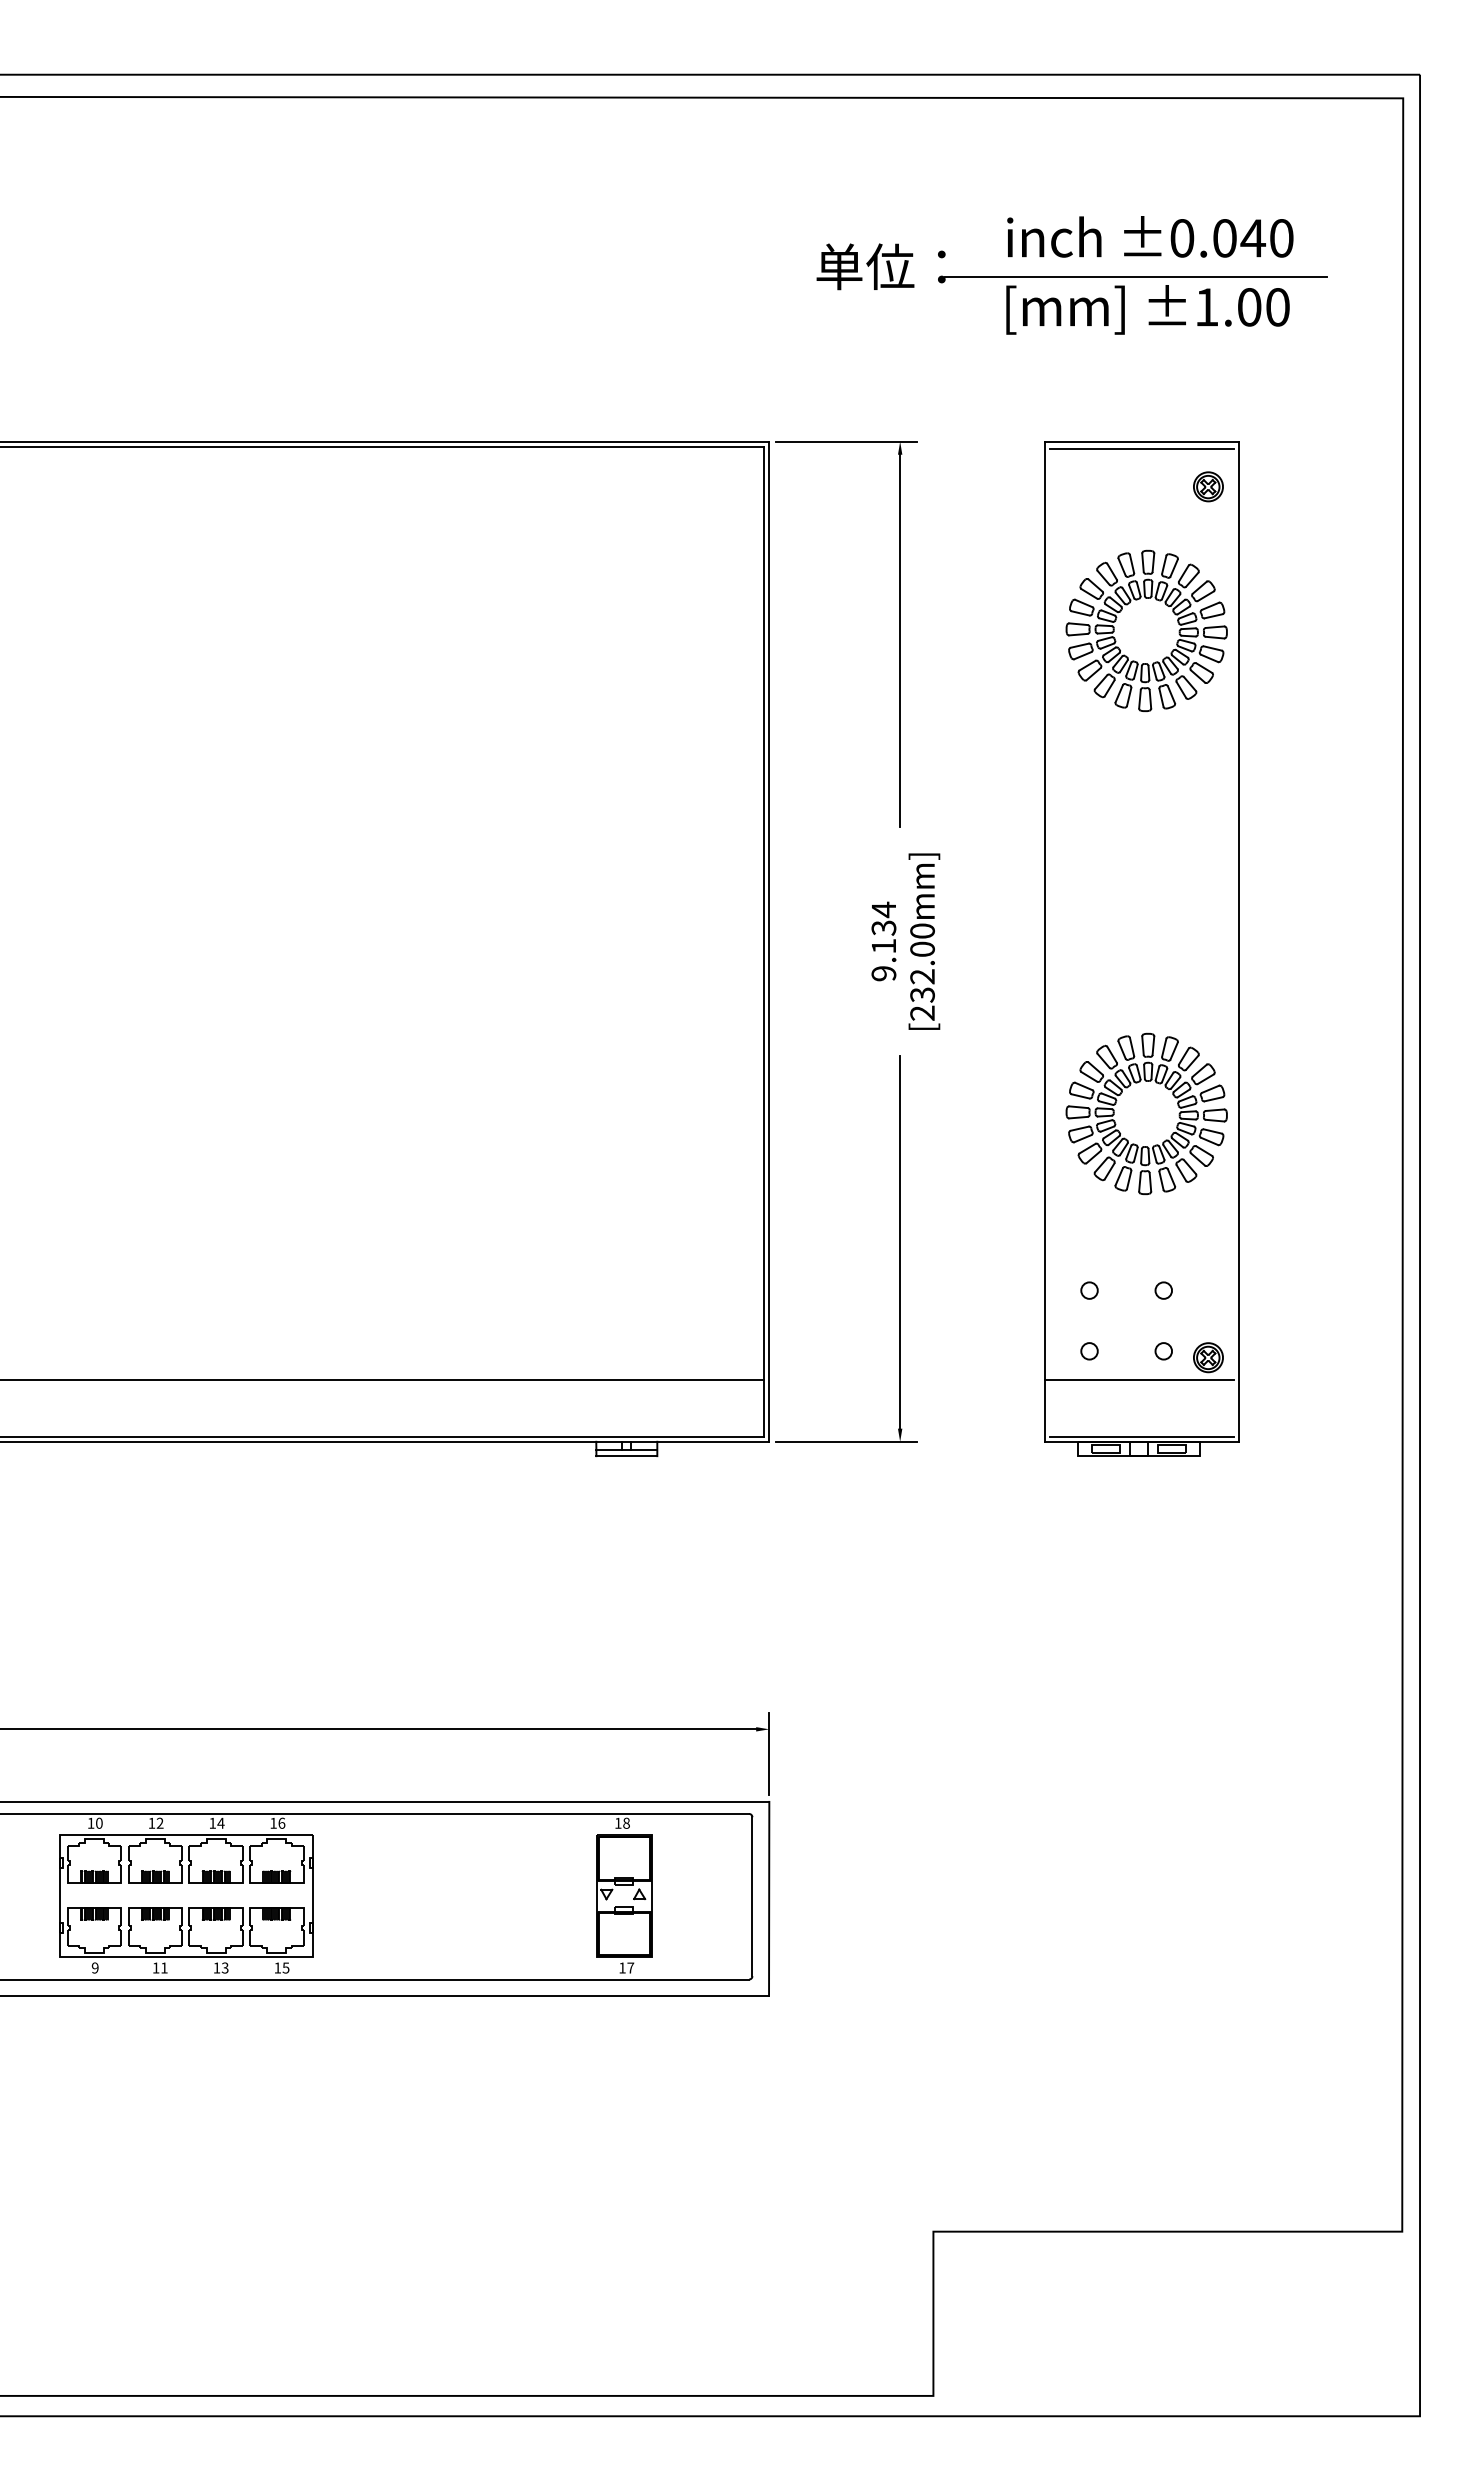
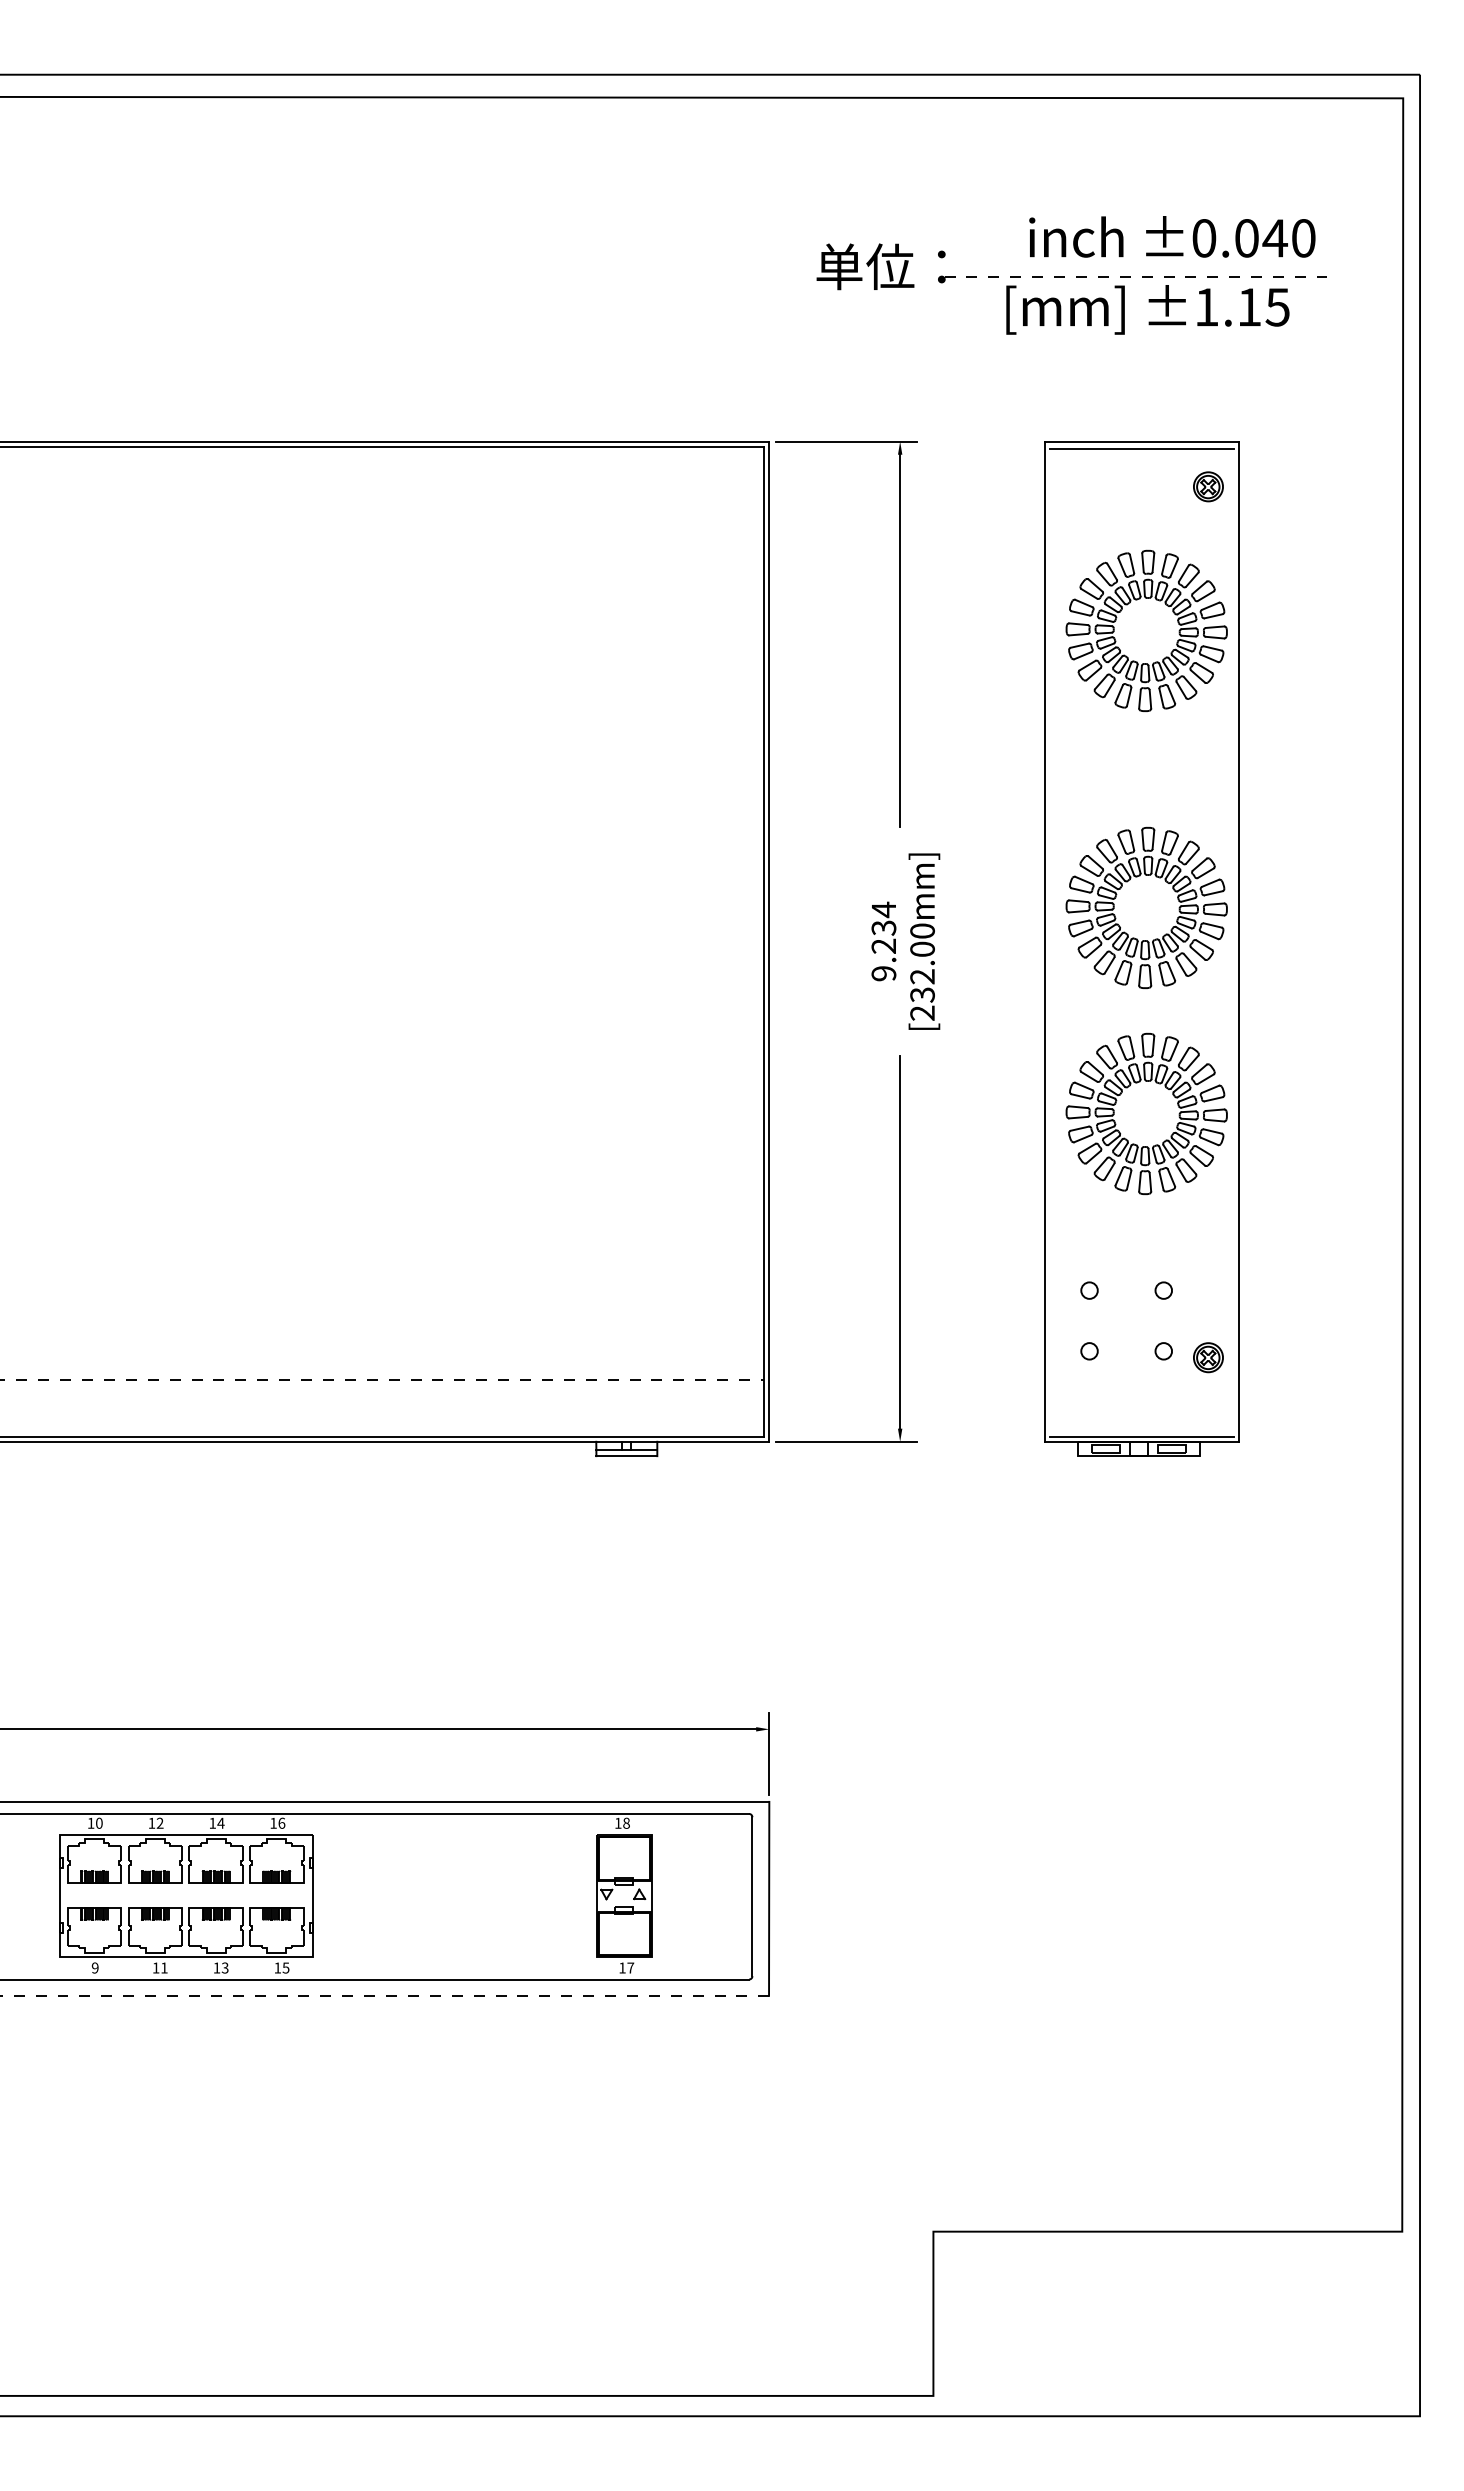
text position: (1150, 236) -> (1172, 236) (1172, 236)
line: solid -> dashed (1136, 277)
text: ±1.00 -> ±1.15 (1263, 307)
part: none -> present (1137, 877)
text: 9.134 -> 9.234 (883, 945)
line: solid -> dashed (382, 1379)
line: present -> none (1139, 1379)
line: solid -> dashed (384, 1995)
